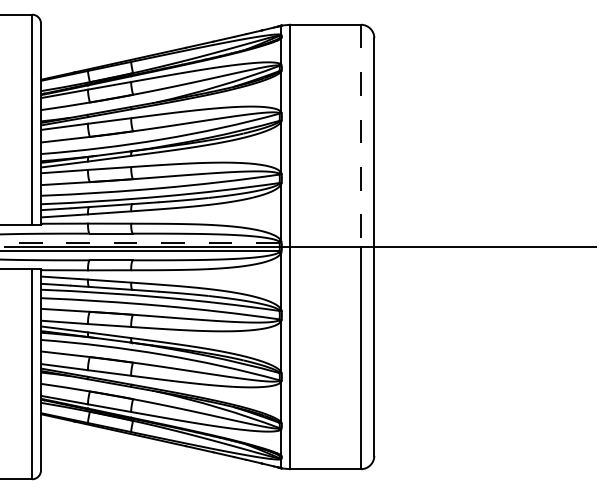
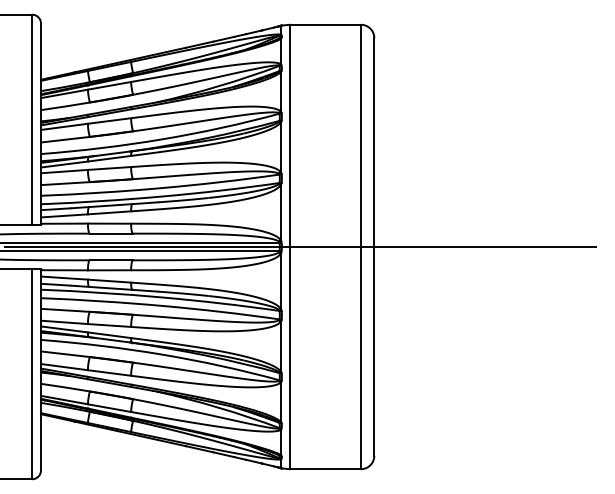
line: dashed -> solid (360, 136)
line: dashed -> solid (139, 242)
